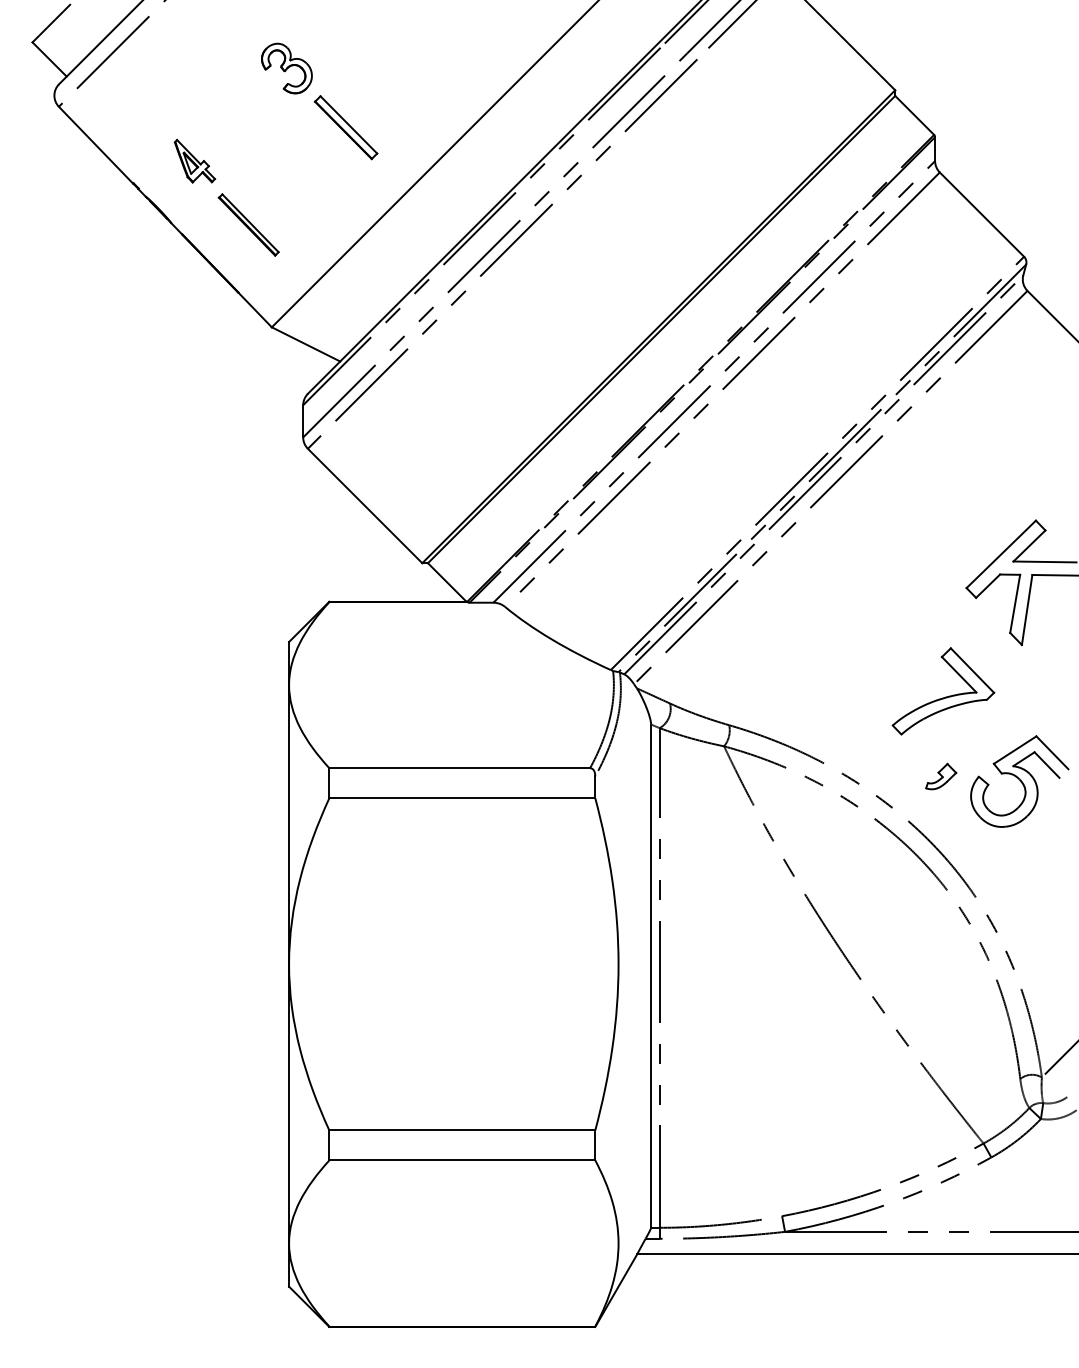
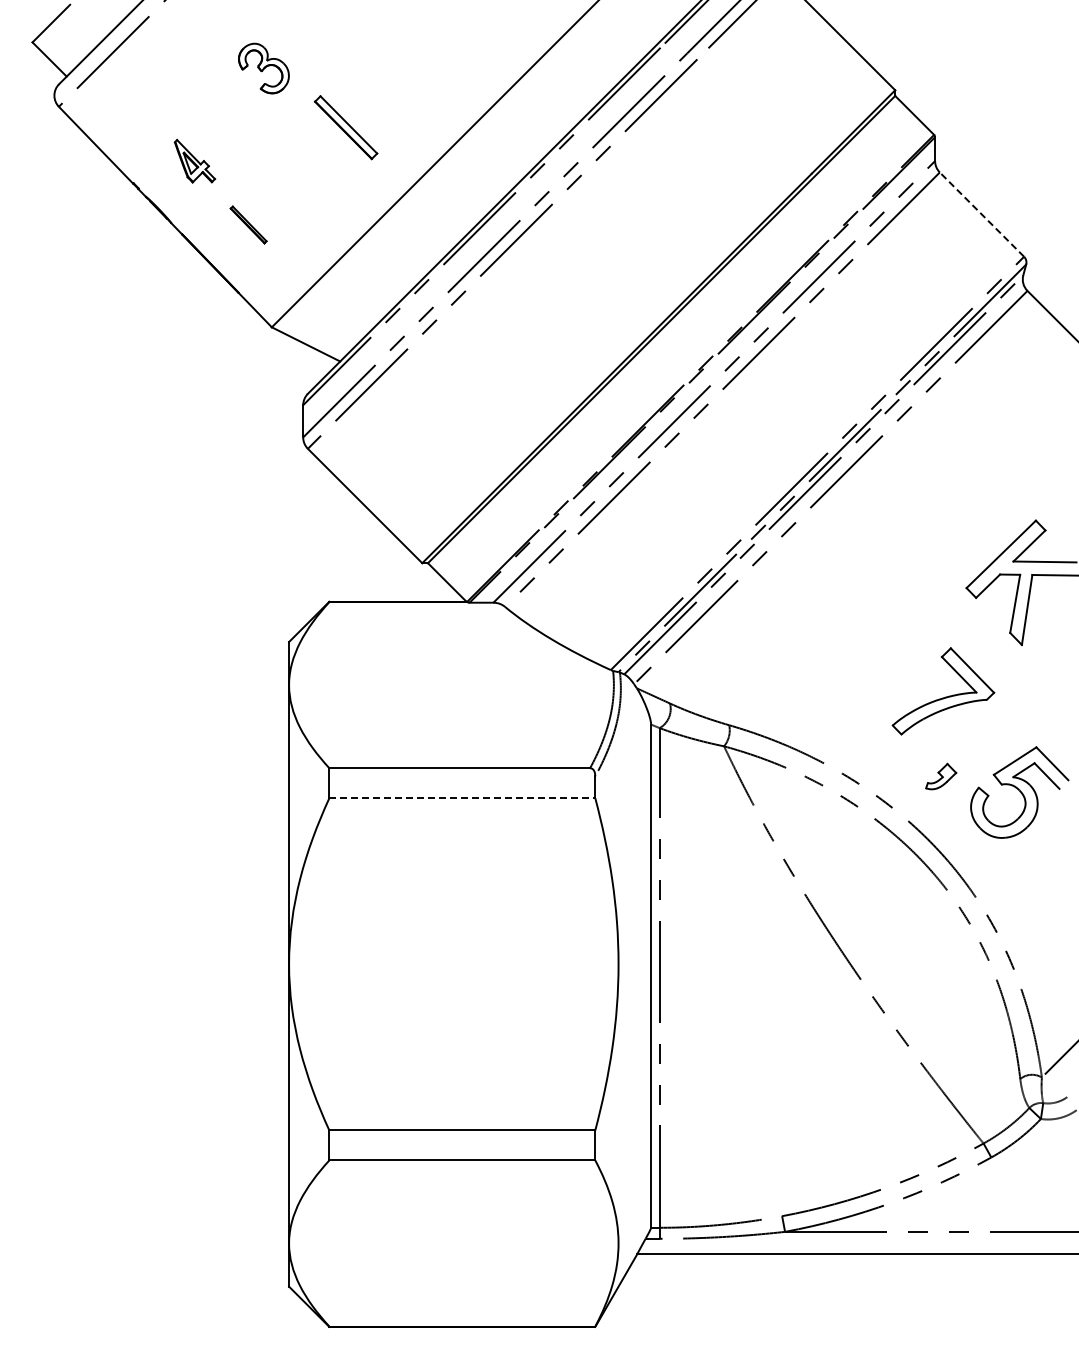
part position: (286, 68) -> (263, 68) (263, 68)
line: solid -> dashed (981, 214)
part size: 63x64 px -> 39x40 px (248, 224)
part position: (1019, 781) -> (1019, 792) (1019, 792)
line: solid -> dashed (462, 798)
